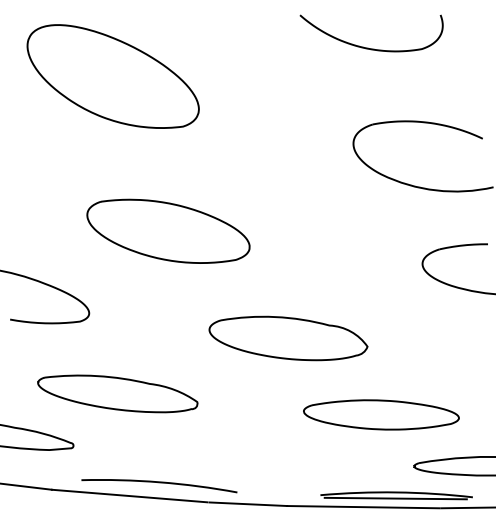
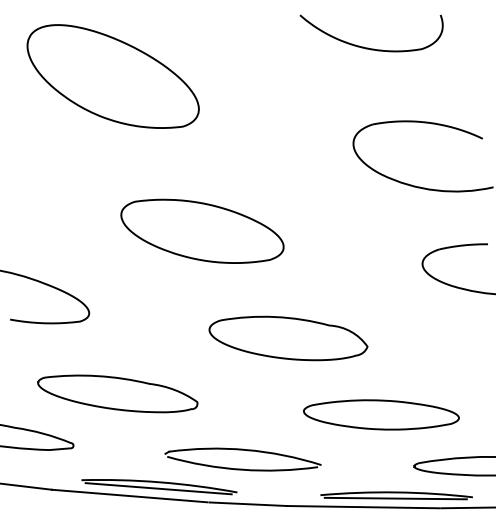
part position: (168, 230) -> (202, 230) (202, 230)
part: none -> present (242, 450)
line: none -> present (158, 488)
